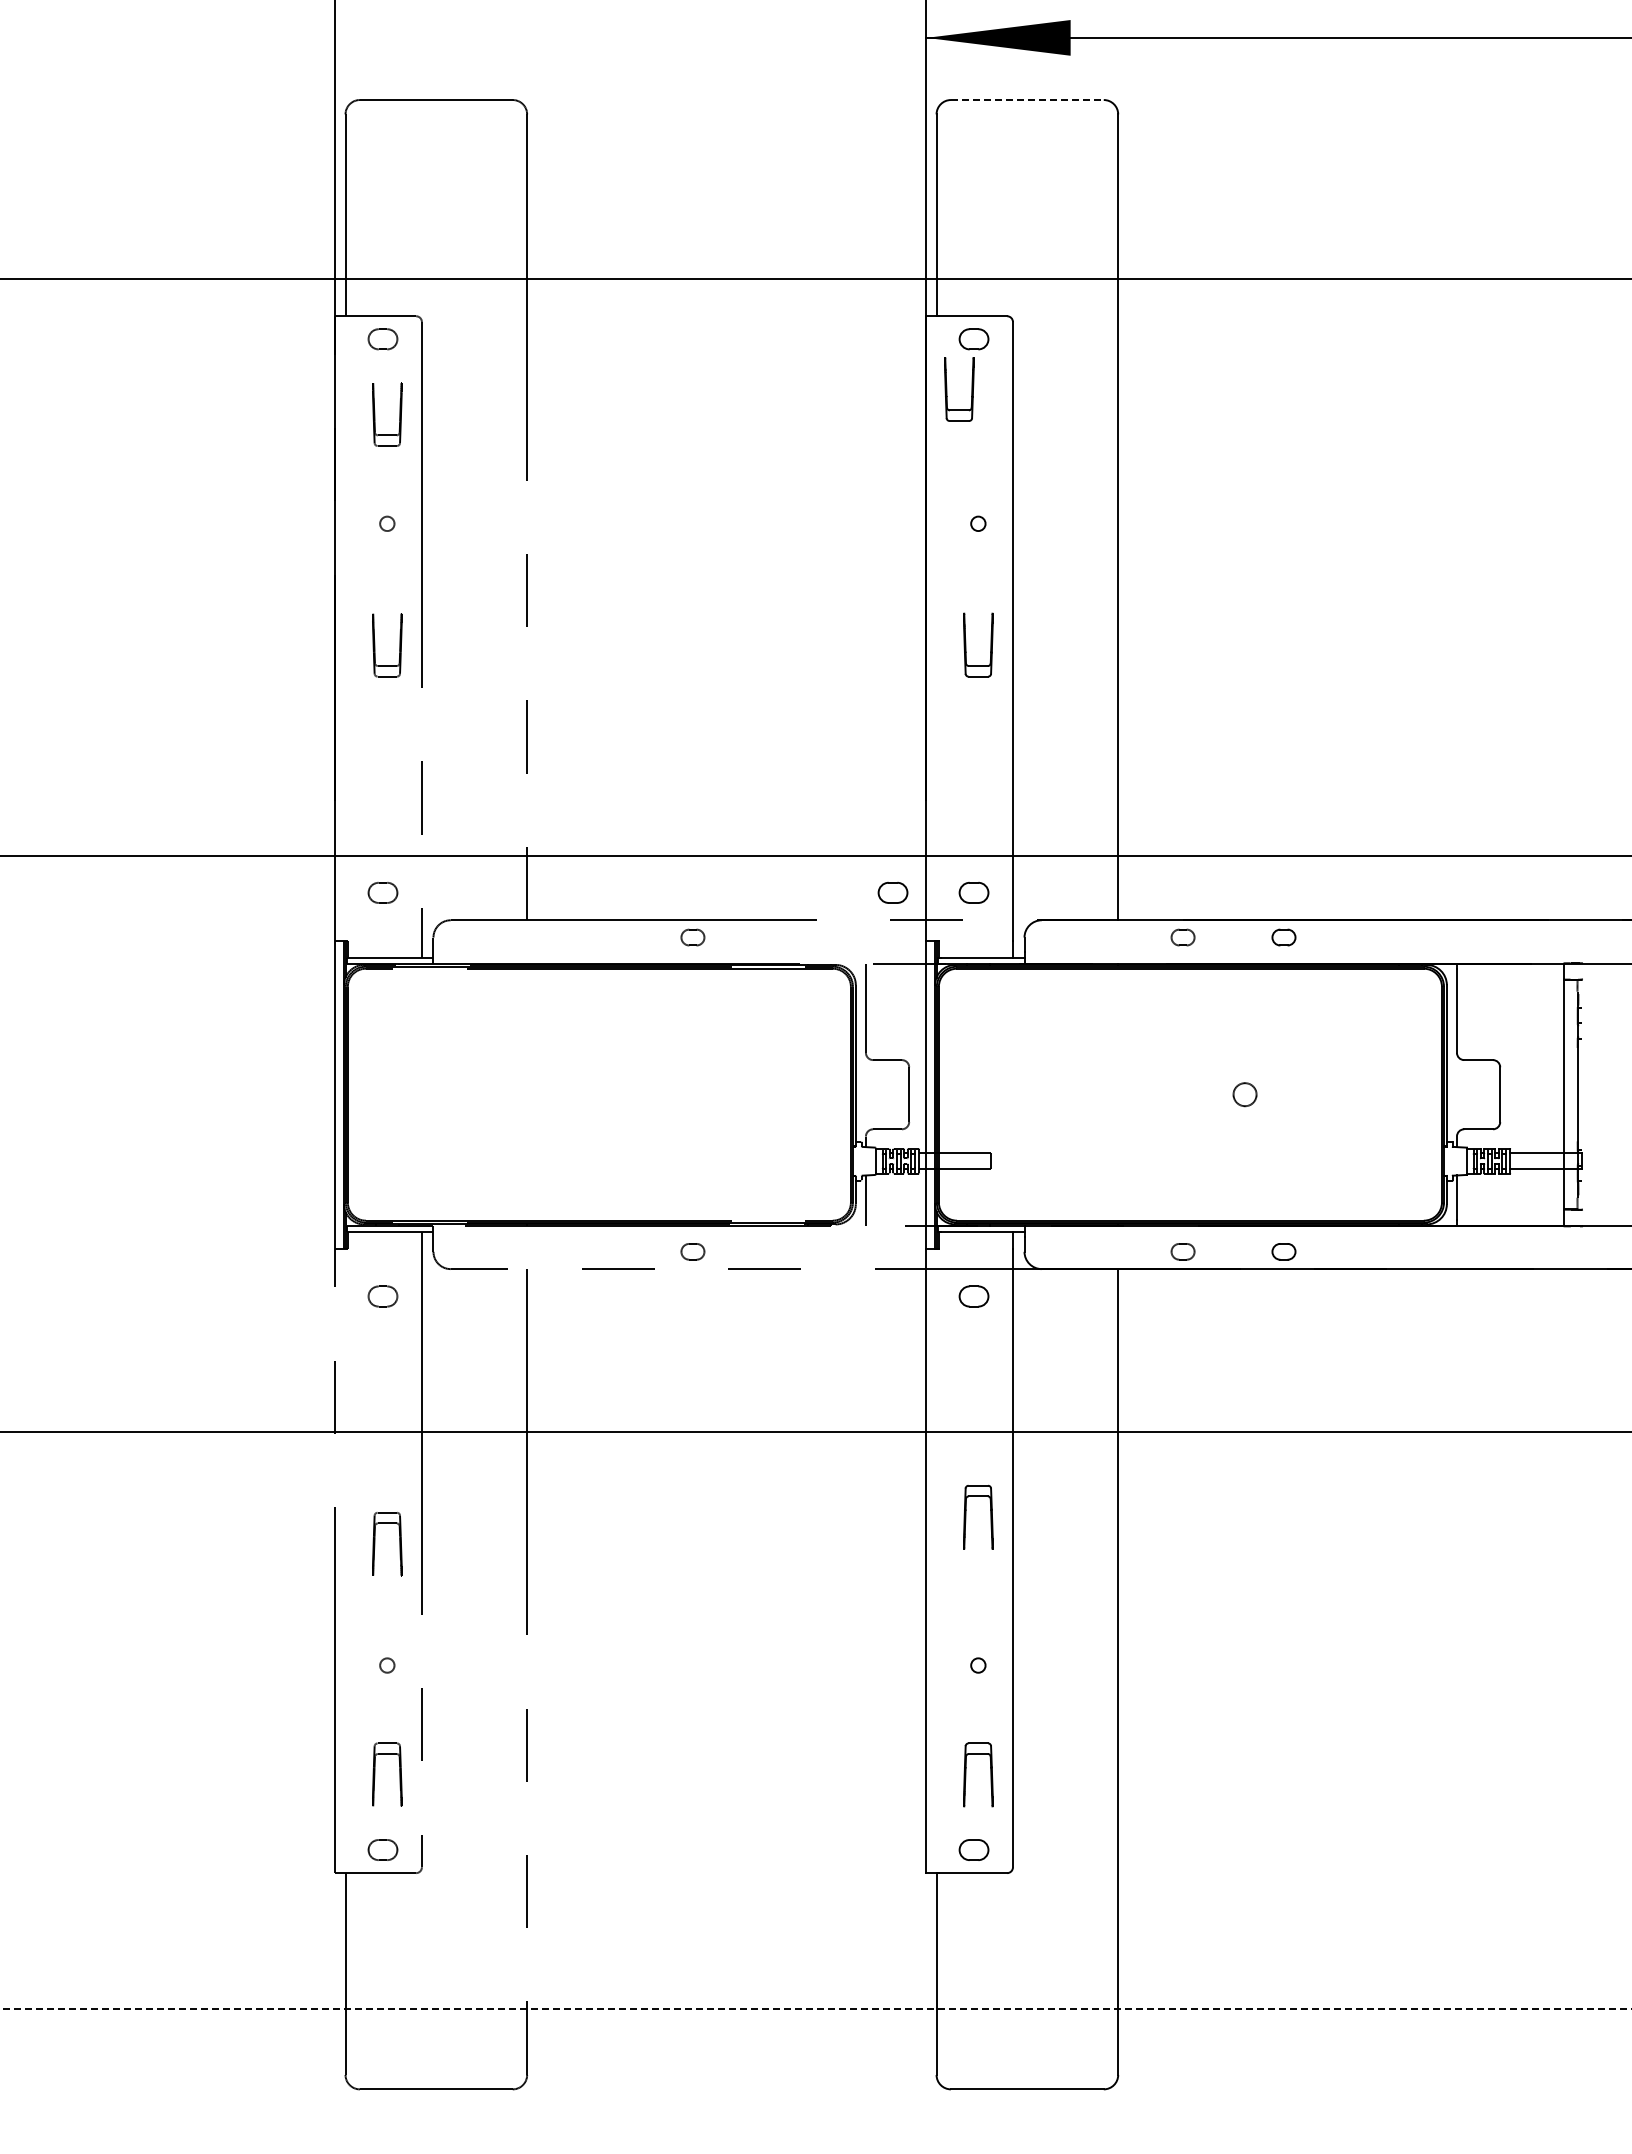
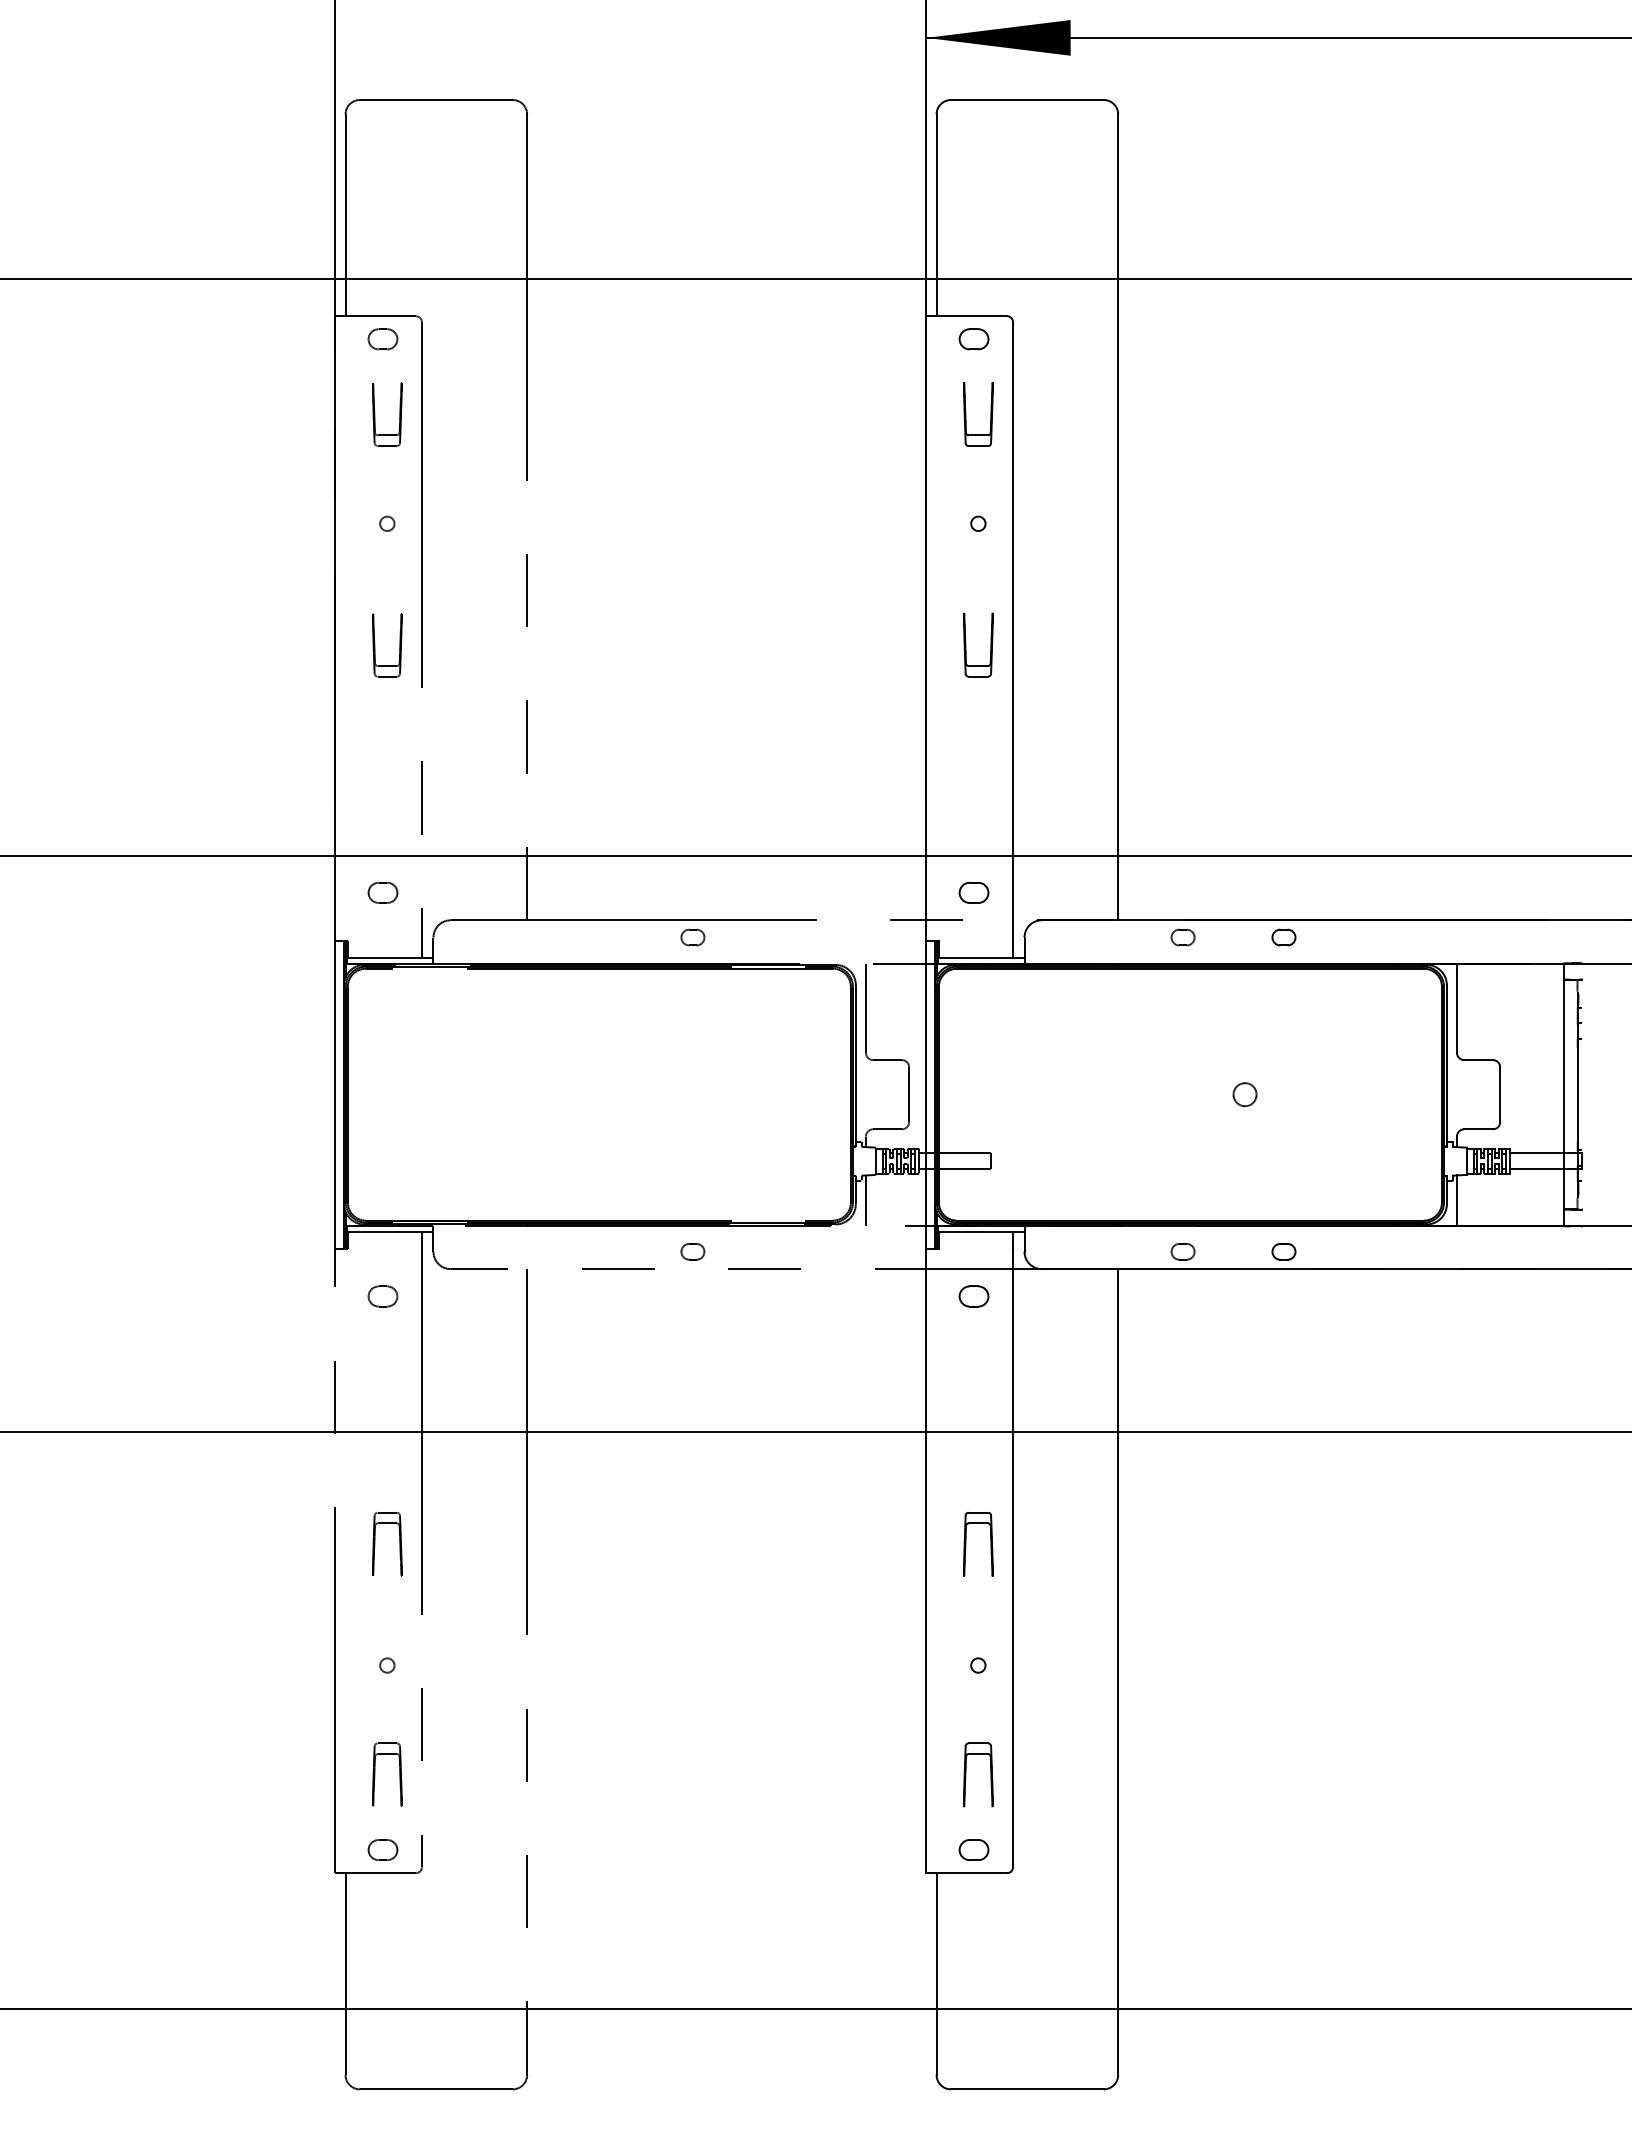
line: dashed -> solid (1027, 100)
part position: (947, 389) -> (966, 414) (966, 414)
part: present -> none (892, 892)
part position: (966, 1516) -> (966, 1543) (966, 1543)
line: dashed -> solid (816, 2008)
